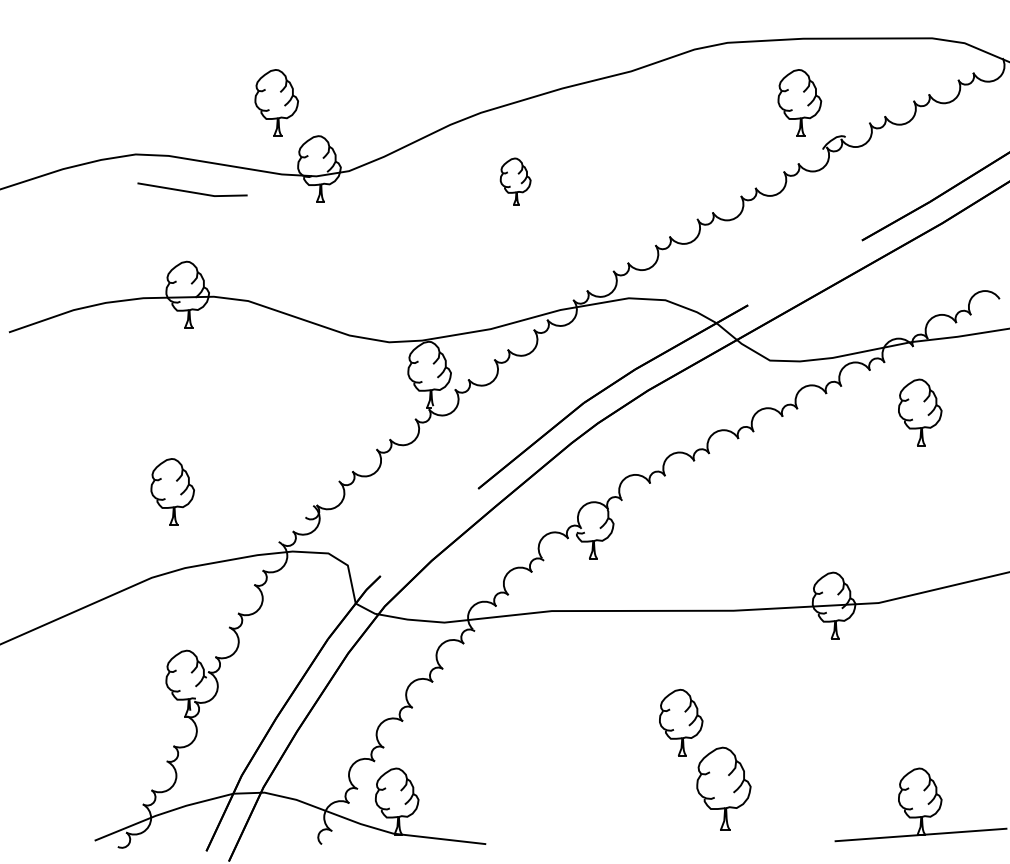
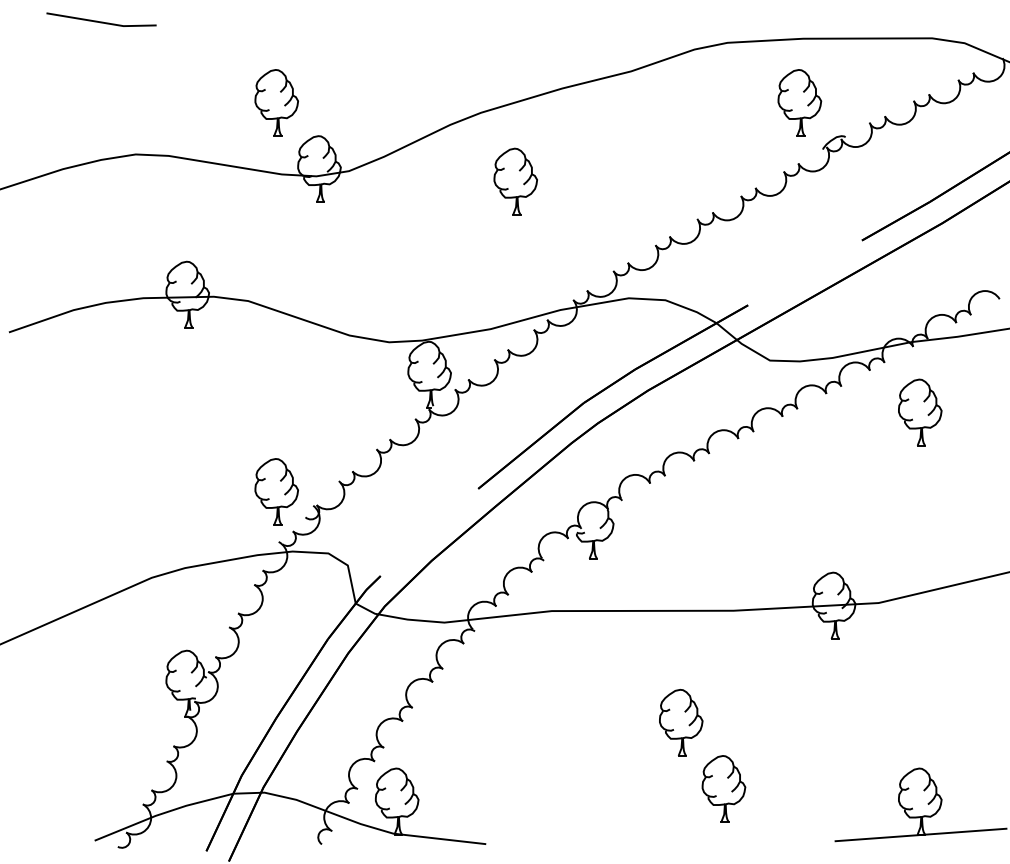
part size: 33x49 px -> 45x69 px (515, 181)
line position: (192, 191) -> (101, 21) (101, 21)
part position: (172, 491) -> (276, 491) (276, 491)
part size: 56x85 px -> 46x68 px (723, 788)
